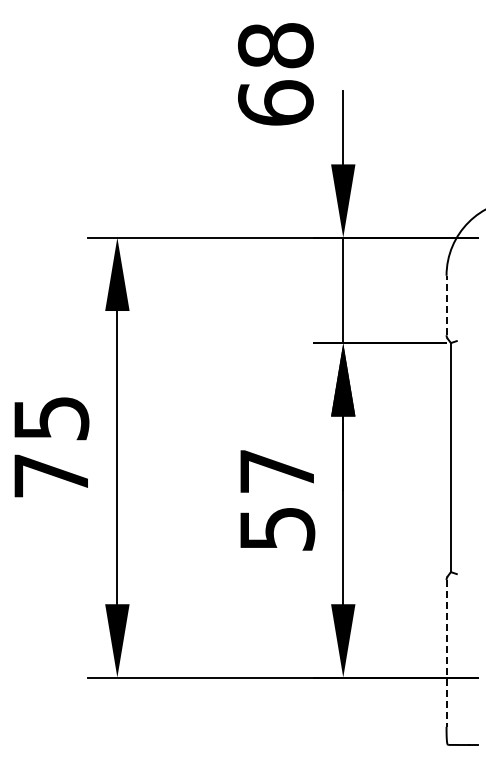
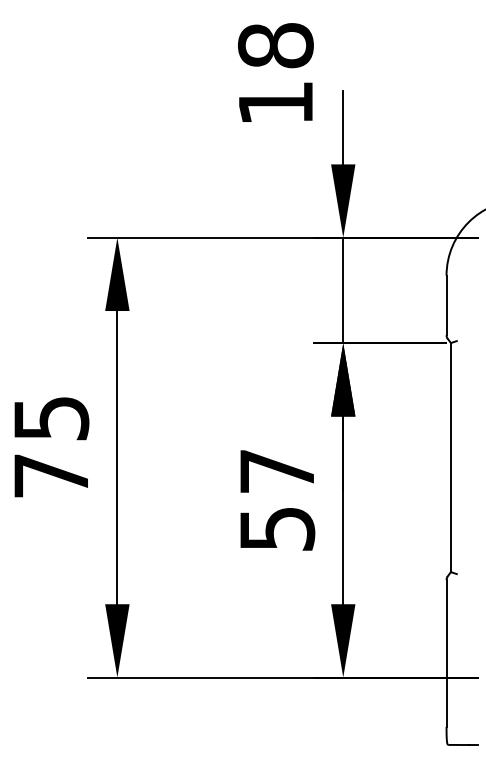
text: 68 -> 18 (275, 102)
line: dashed -> solid (446, 305)
line: dashed -> solid (446, 653)
